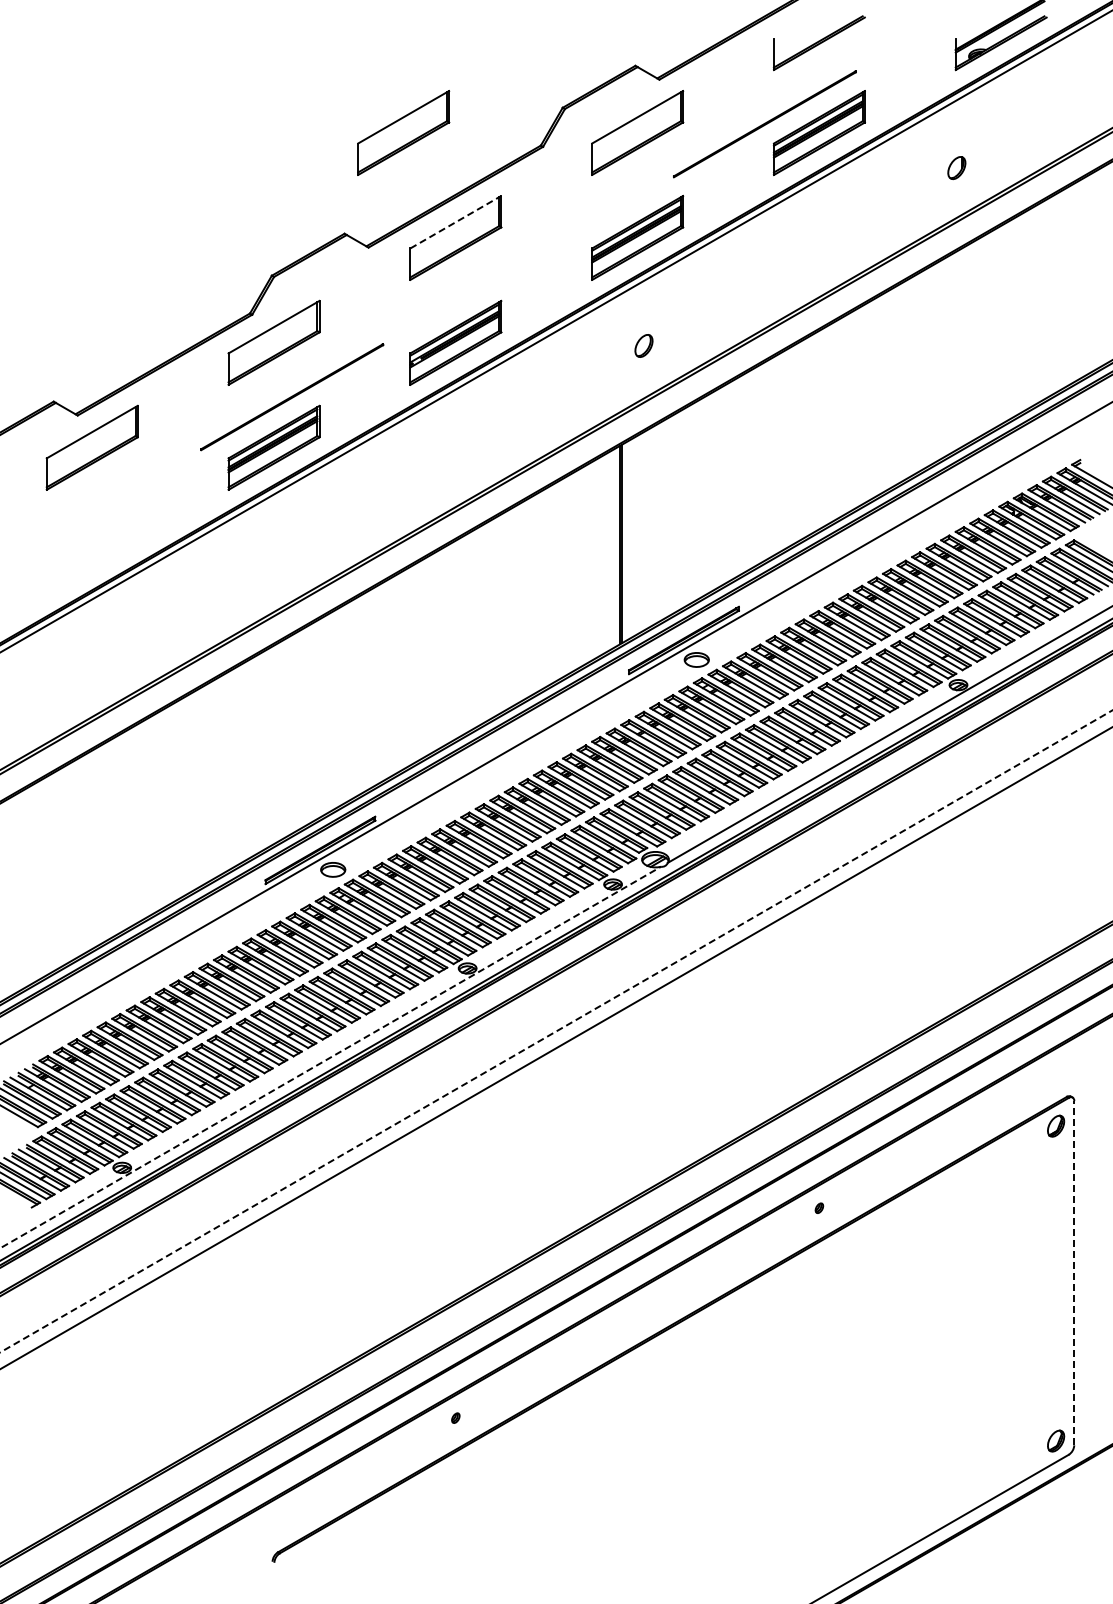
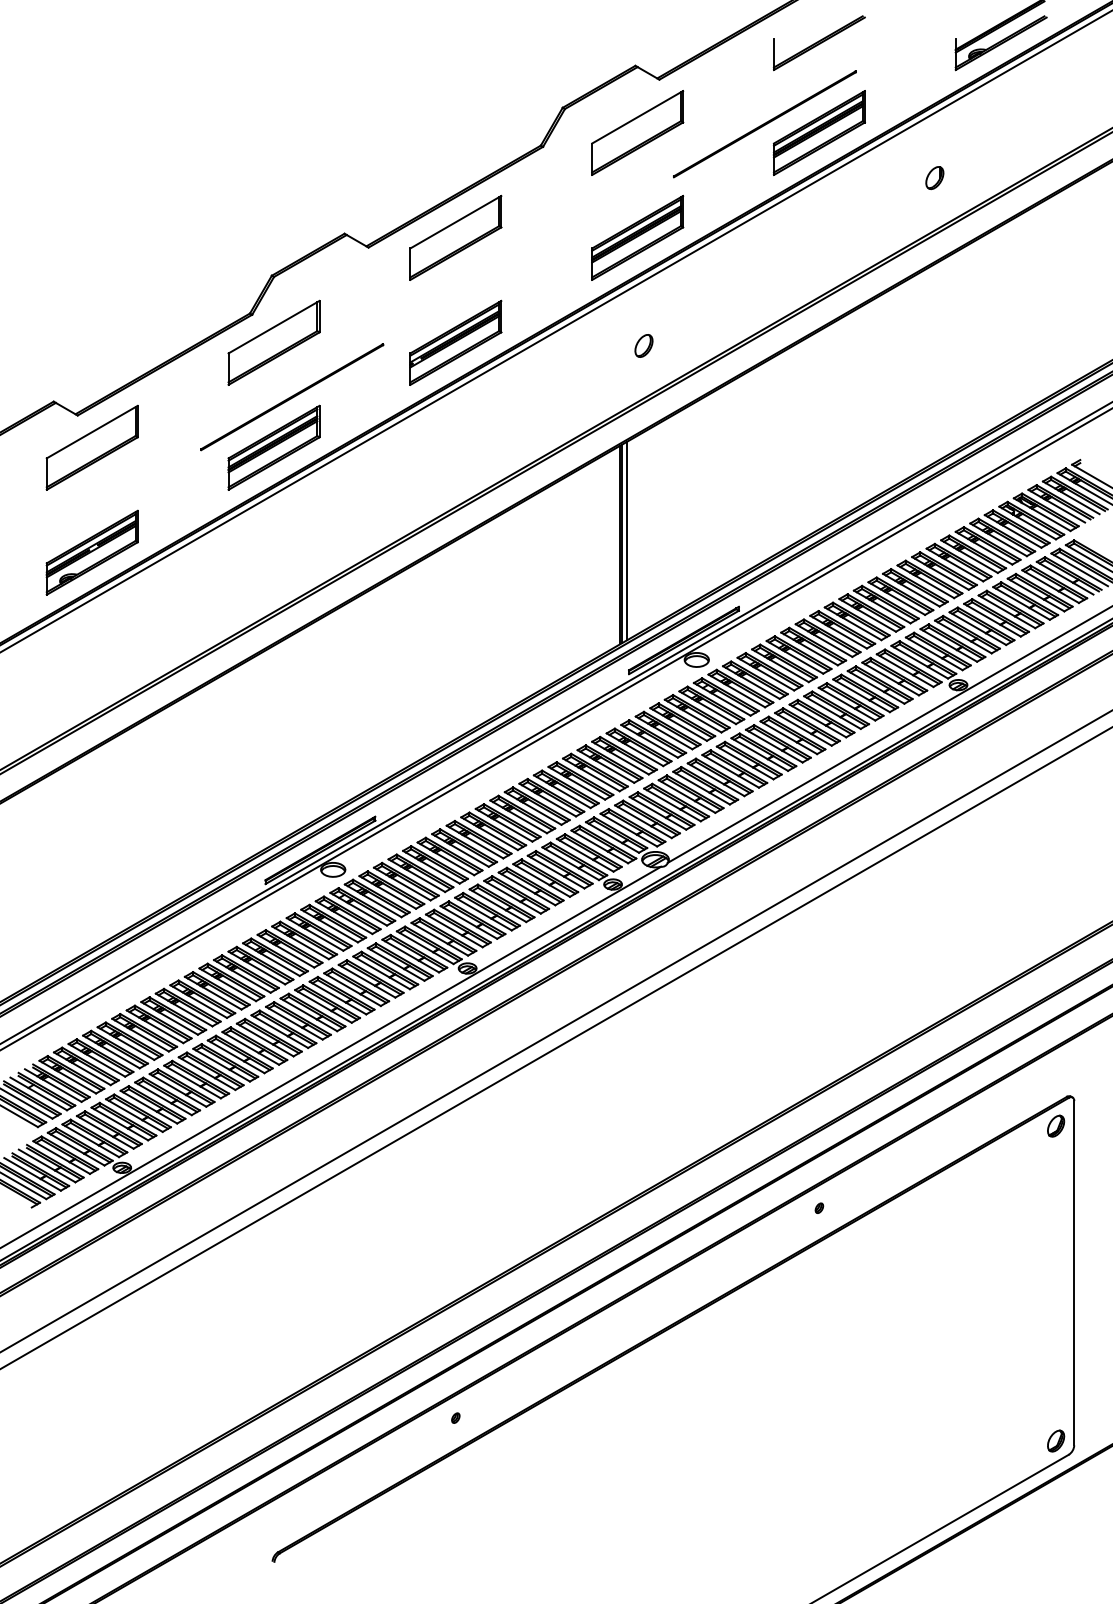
part: present -> none (403, 132)
part position: (956, 168) -> (934, 178) (934, 178)
line: dashed -> solid (456, 221)
line: none -> present (627, 540)
part: none -> present (91, 552)
line: none -> present (555, 728)
line: dashed -> solid (556, 1031)
line: dashed -> solid (331, 1057)
line: dashed -> solid (1074, 1272)
